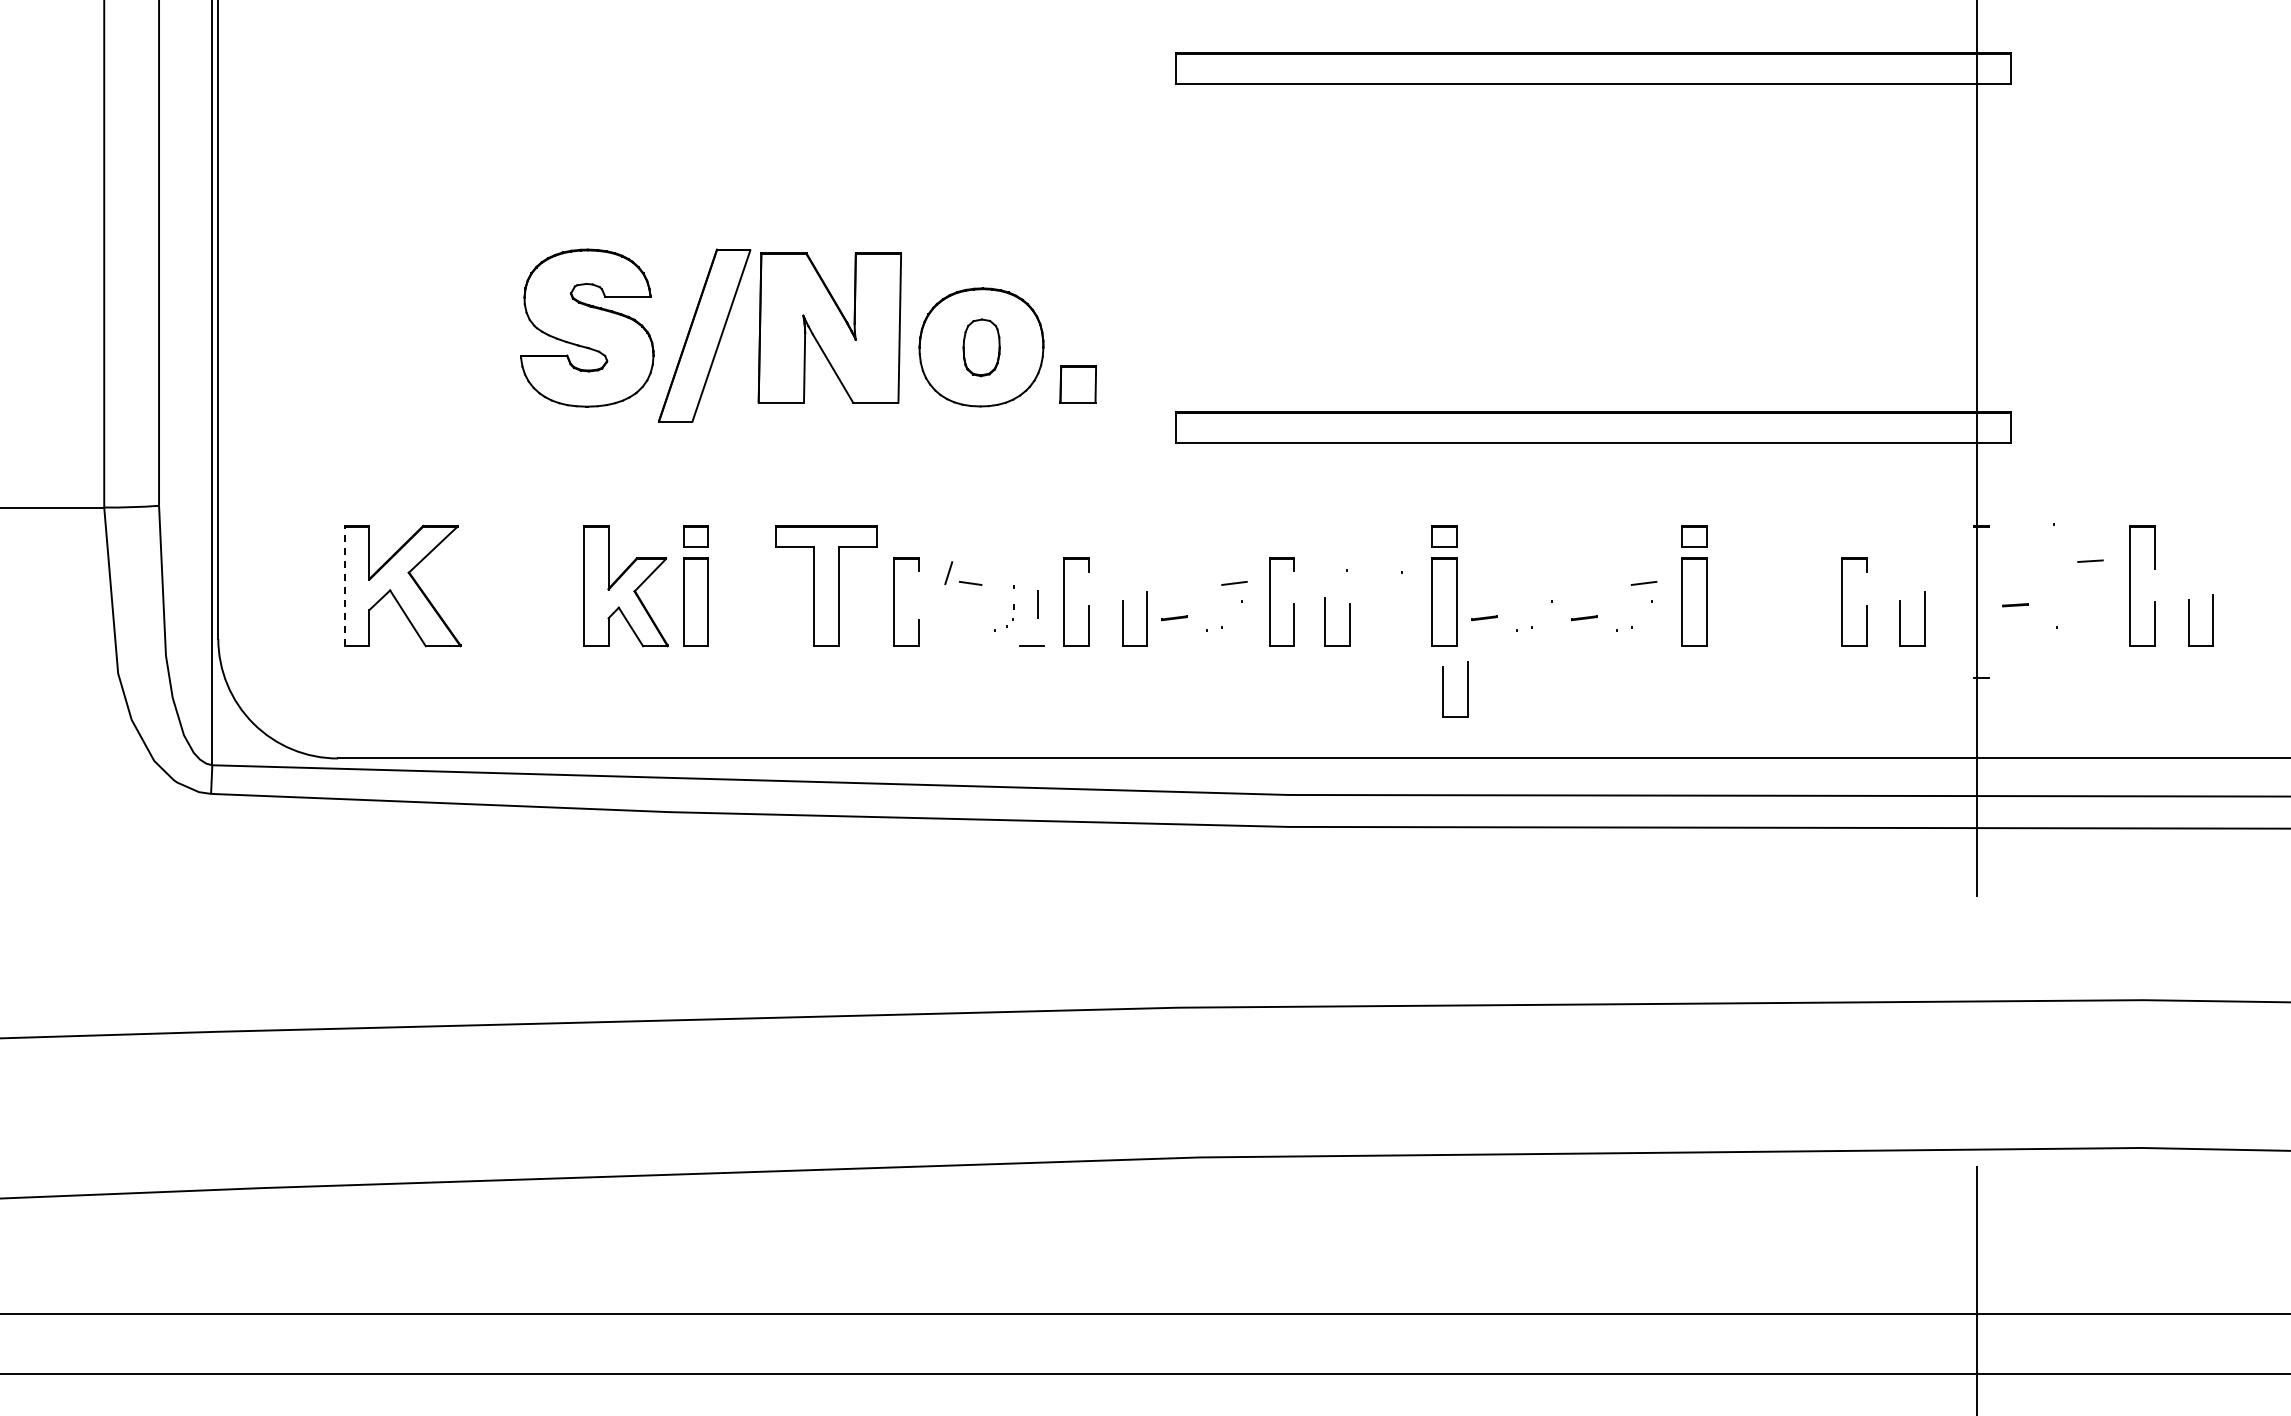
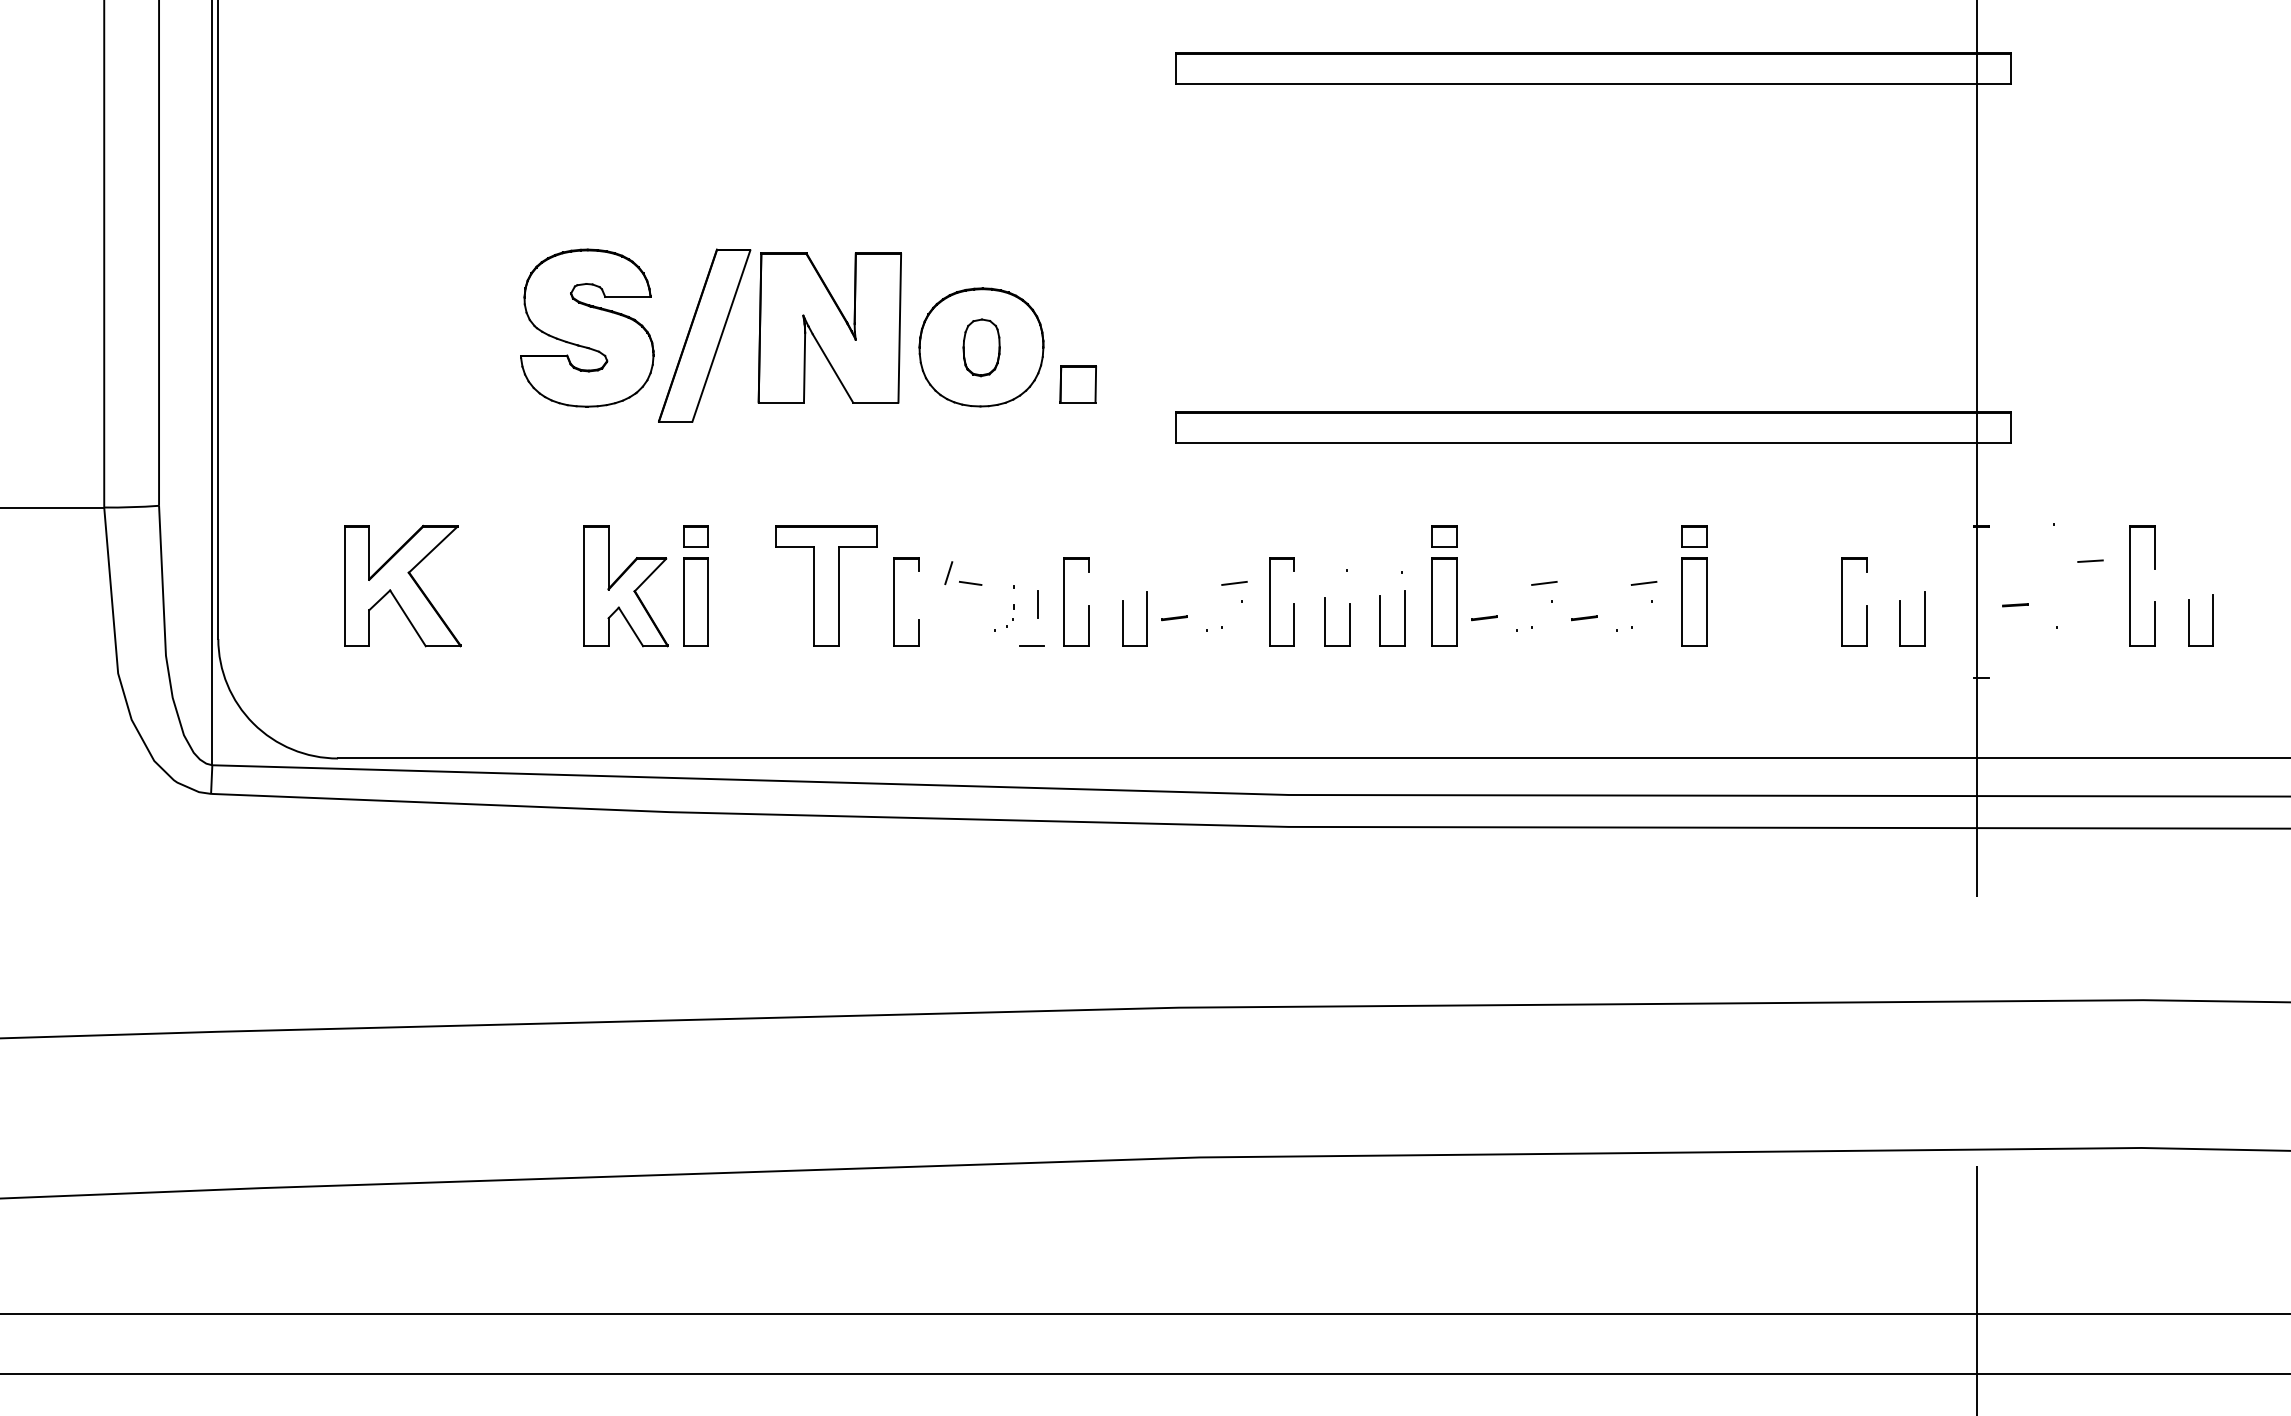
line: none -> present (1544, 582)
line: dashed -> solid (344, 586)
part position: (1443, 689) -> (1380, 618) (1380, 618)
